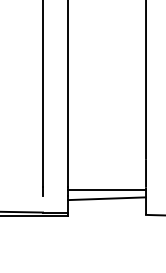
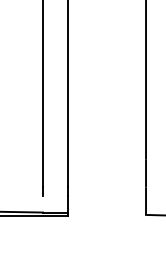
line: present -> none (107, 190)
line: present -> none (107, 198)
